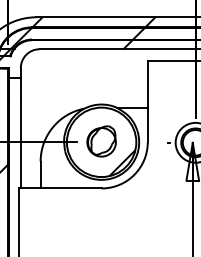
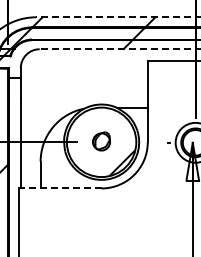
line: solid -> dashed (118, 17)
line: solid -> dashed (119, 49)
part size: 31x33 px -> 19x21 px (101, 141)
line: solid -> dashed (59, 188)
